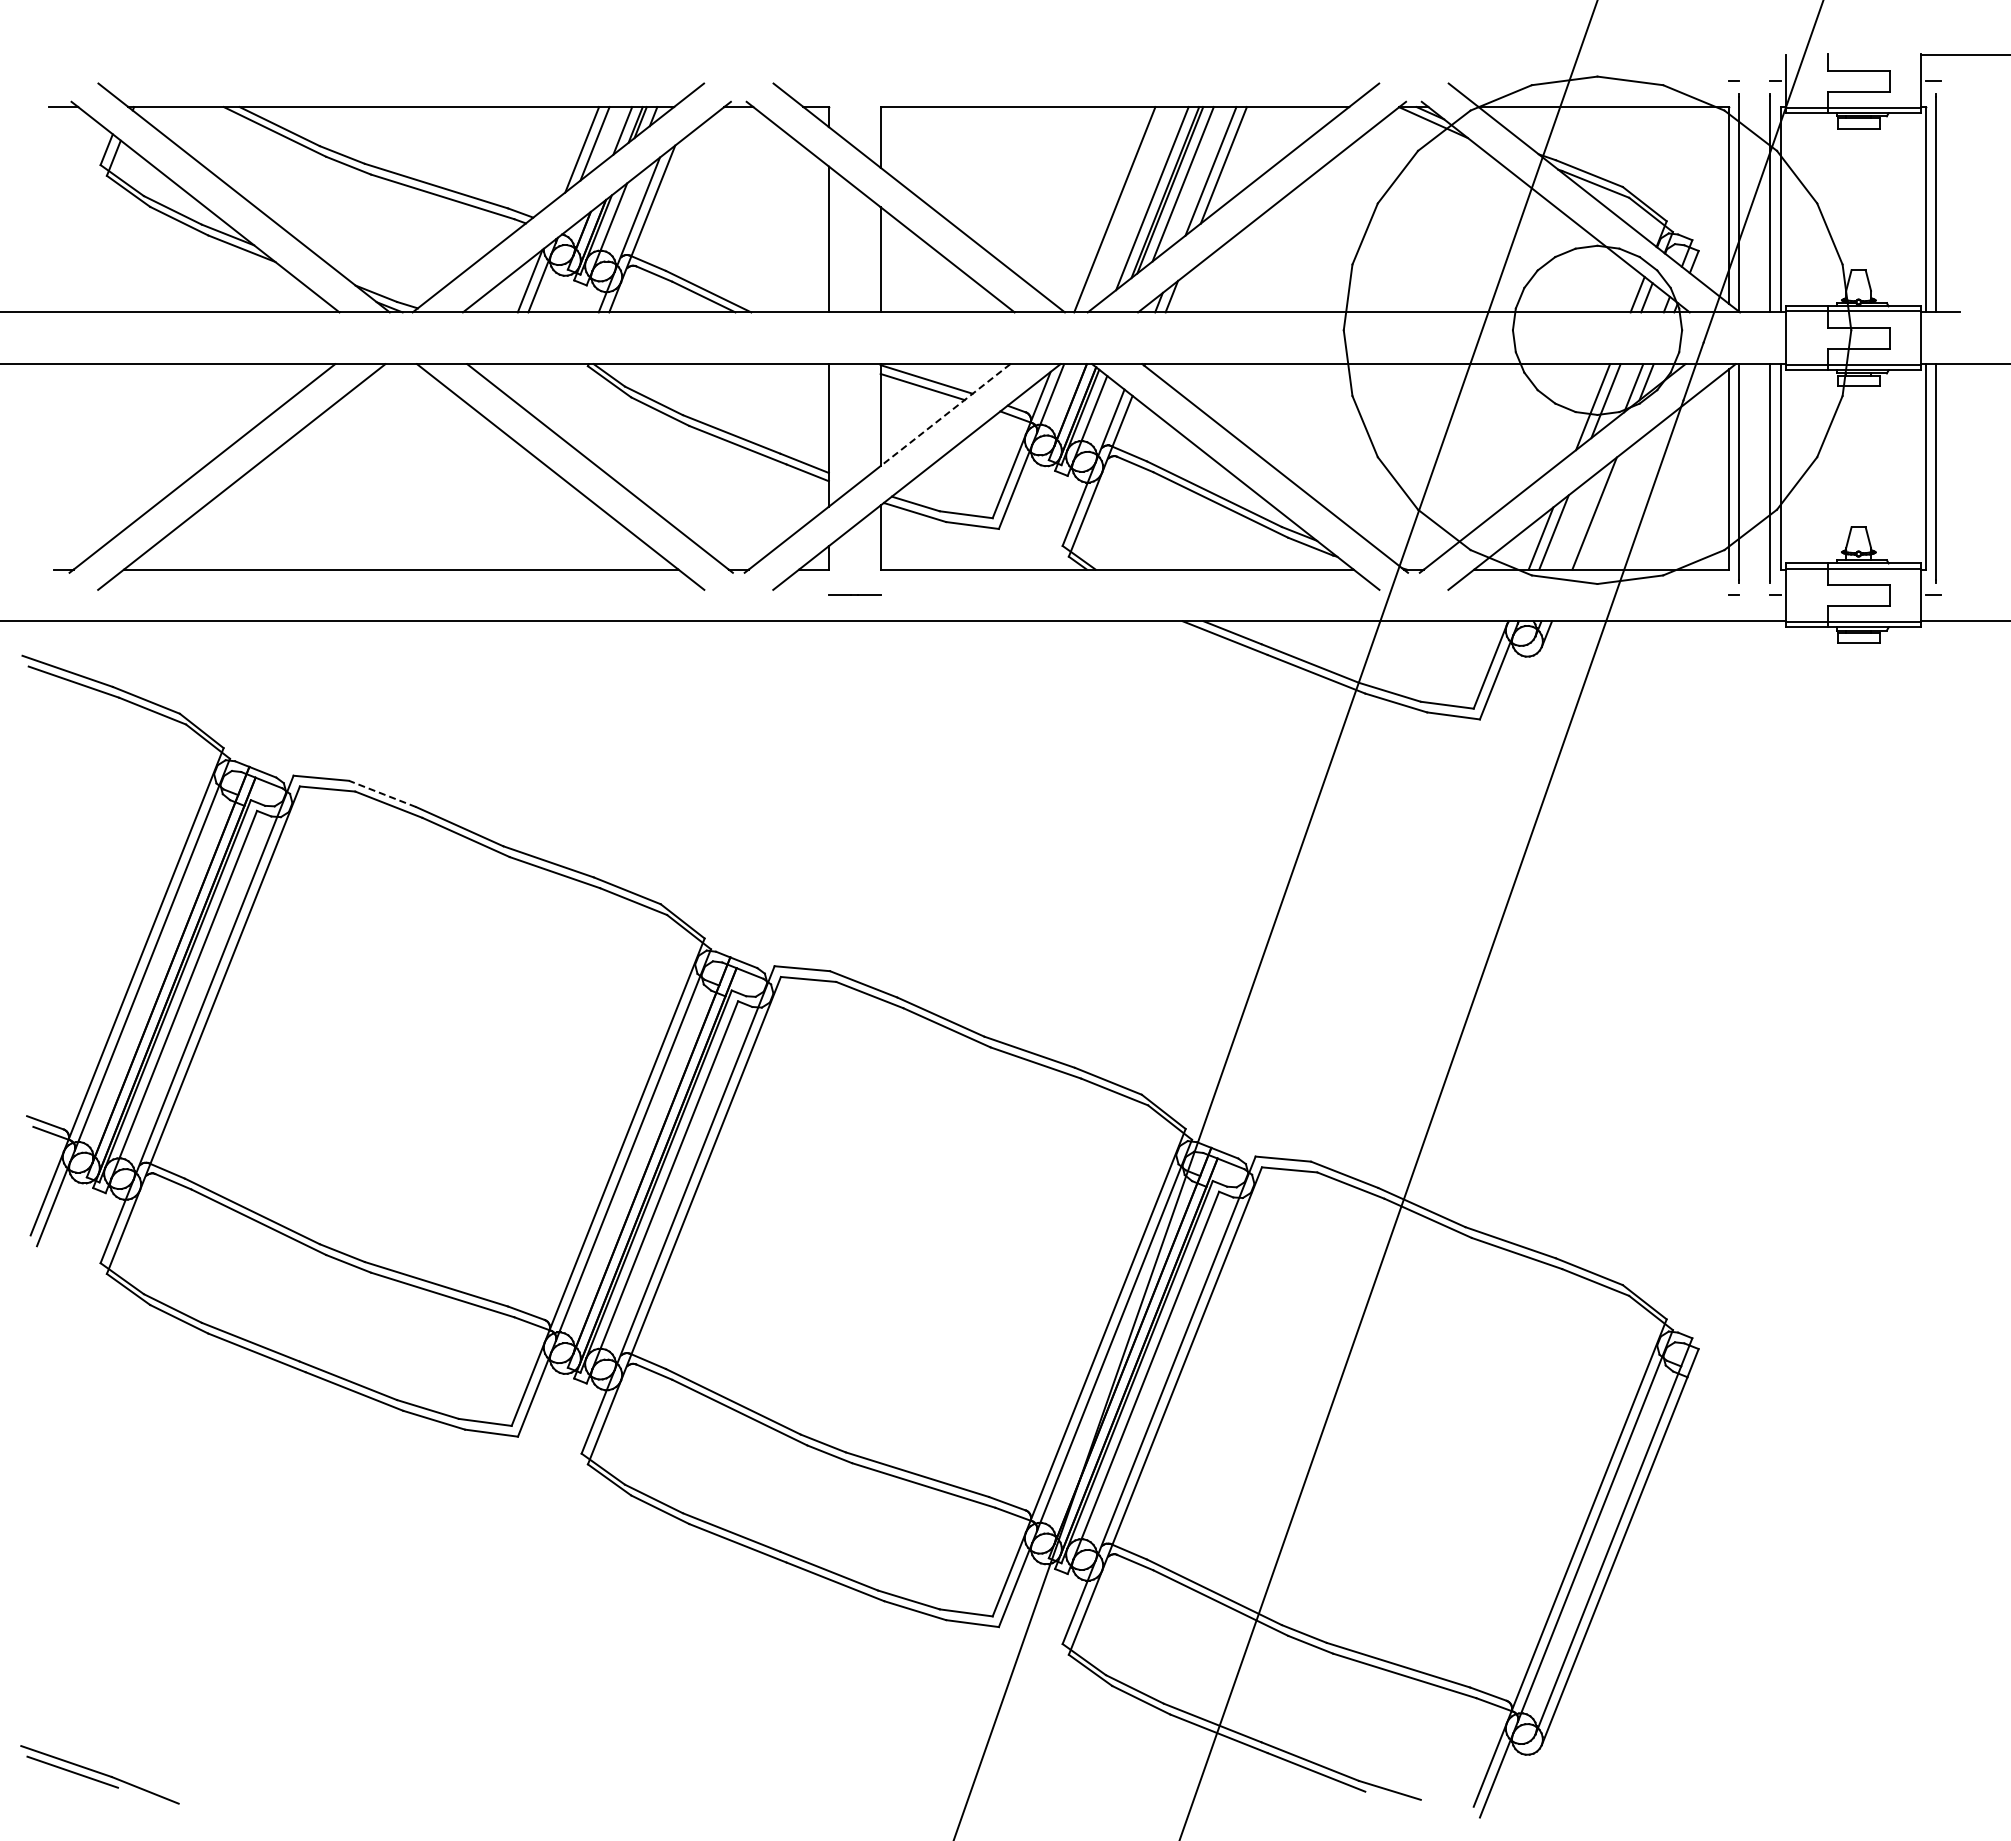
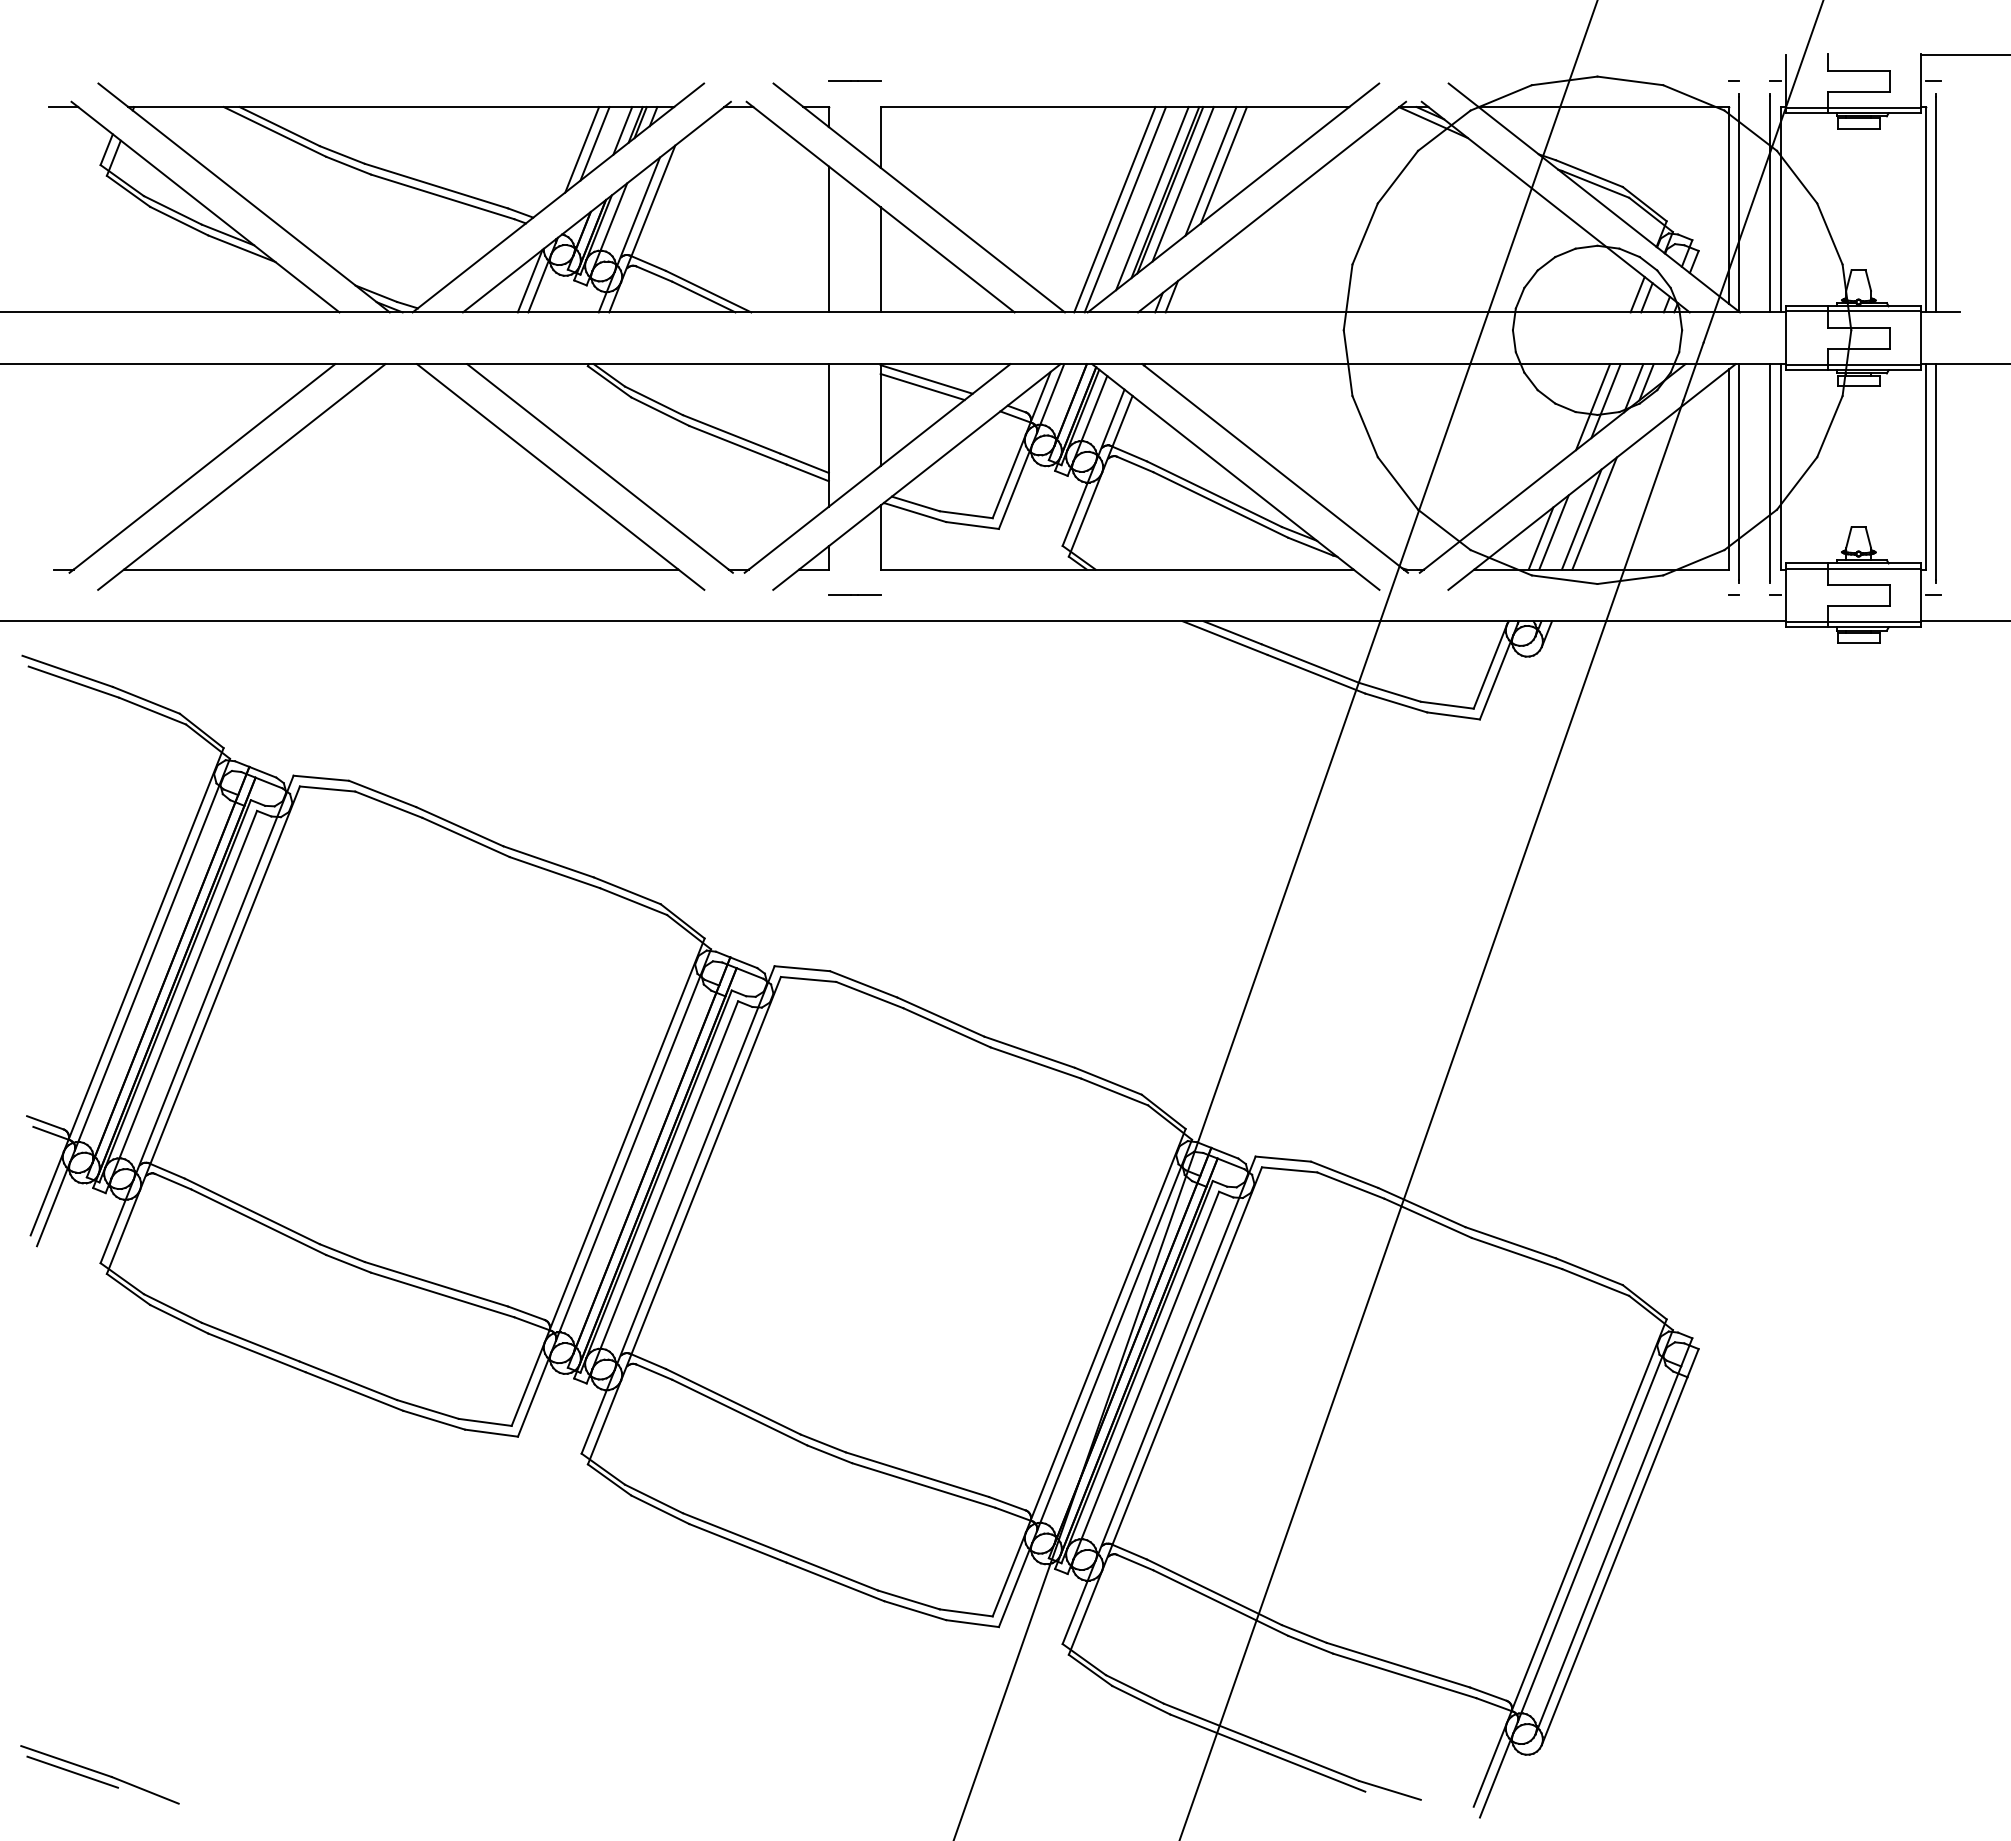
line: none -> present (854, 80)
line: none -> present (1125, 209)
line: dashed -> solid (945, 415)
line: none -> present (1581, 519)
line: dashed -> solid (382, 793)
